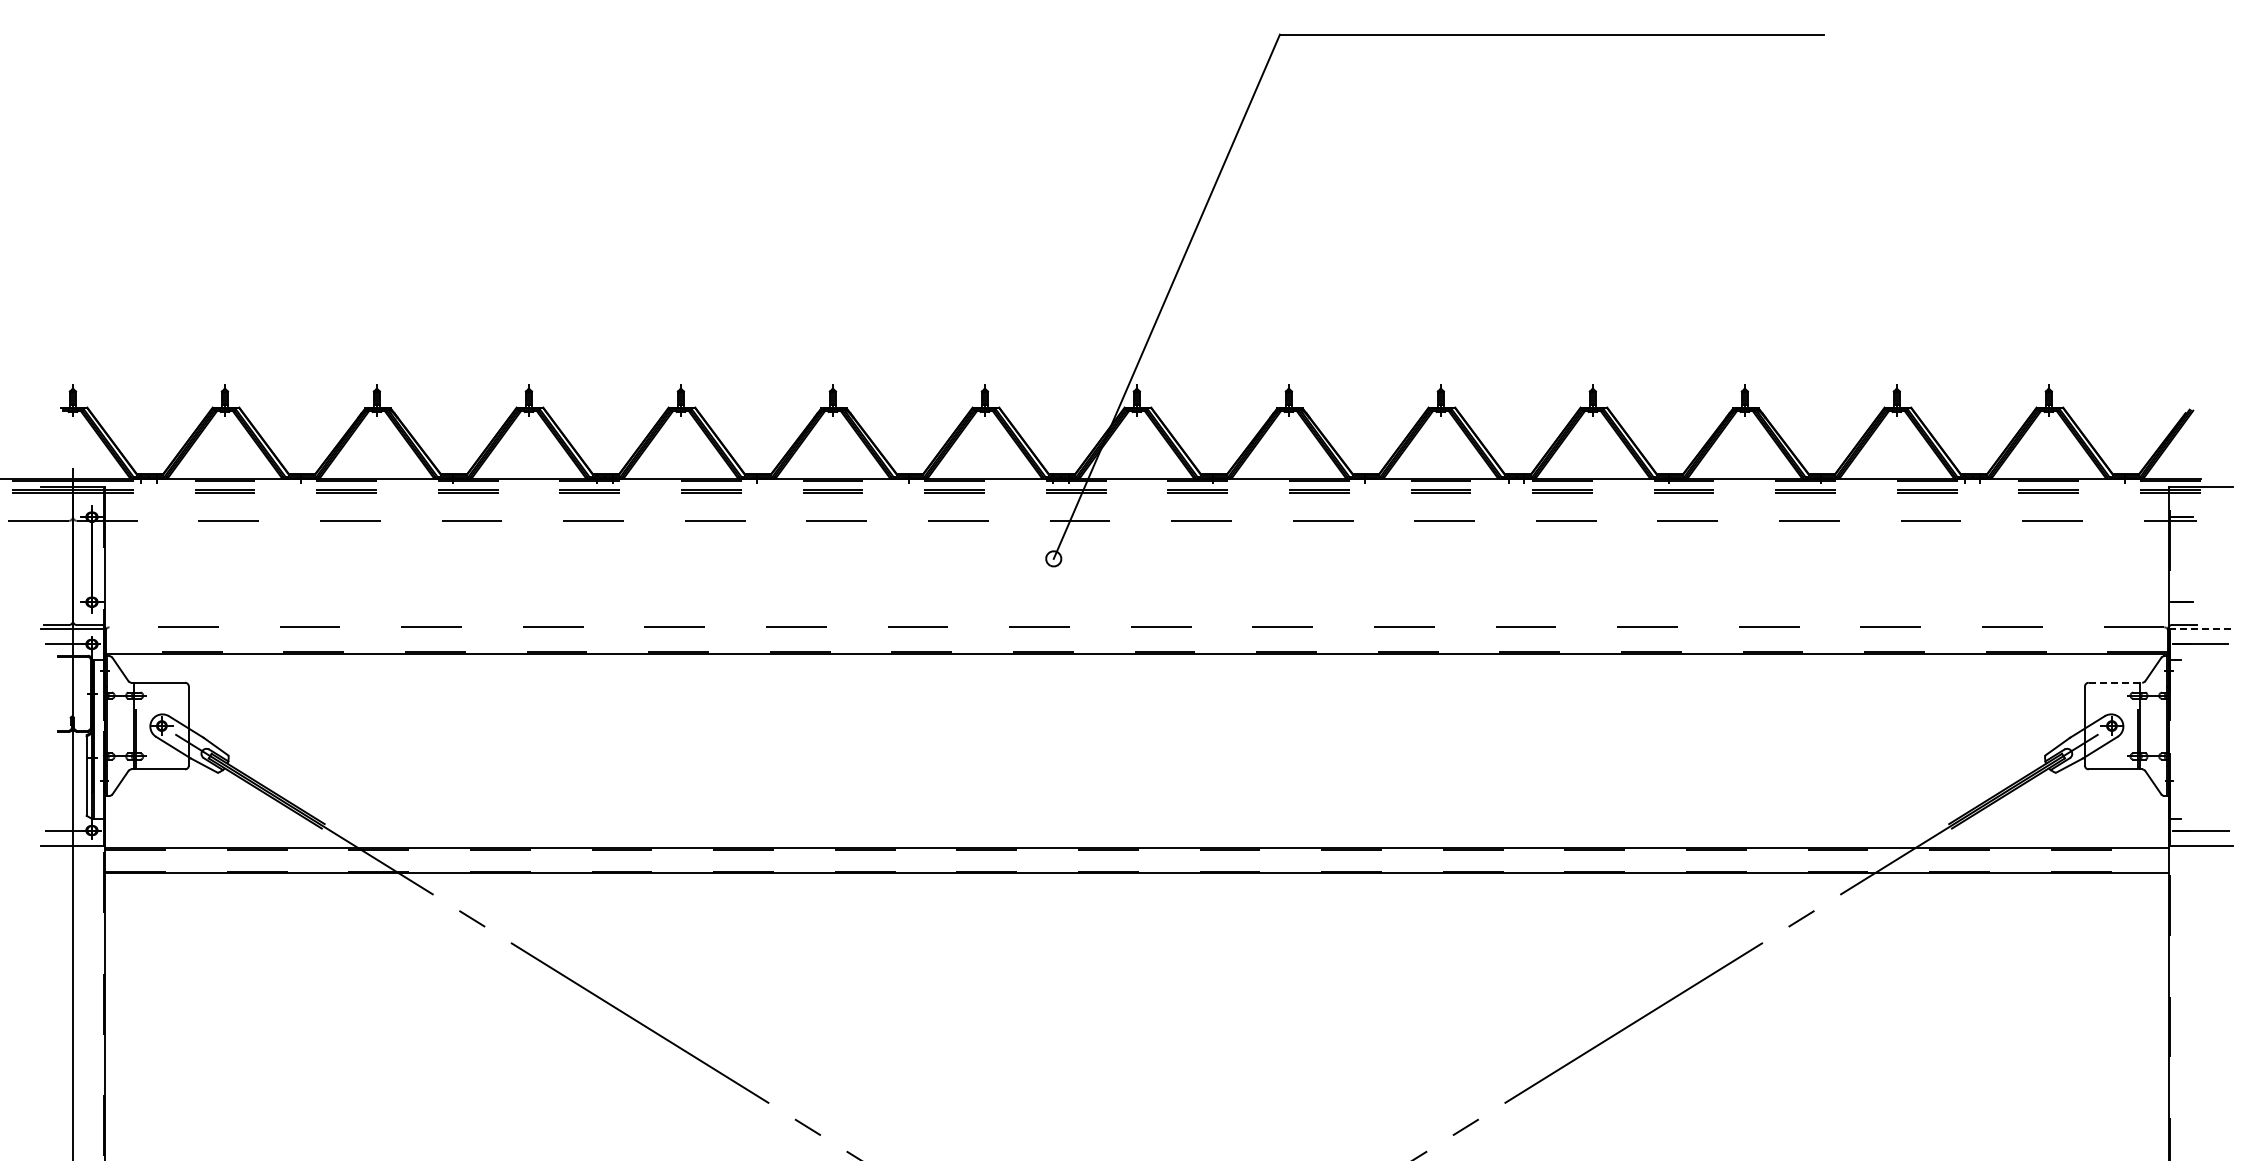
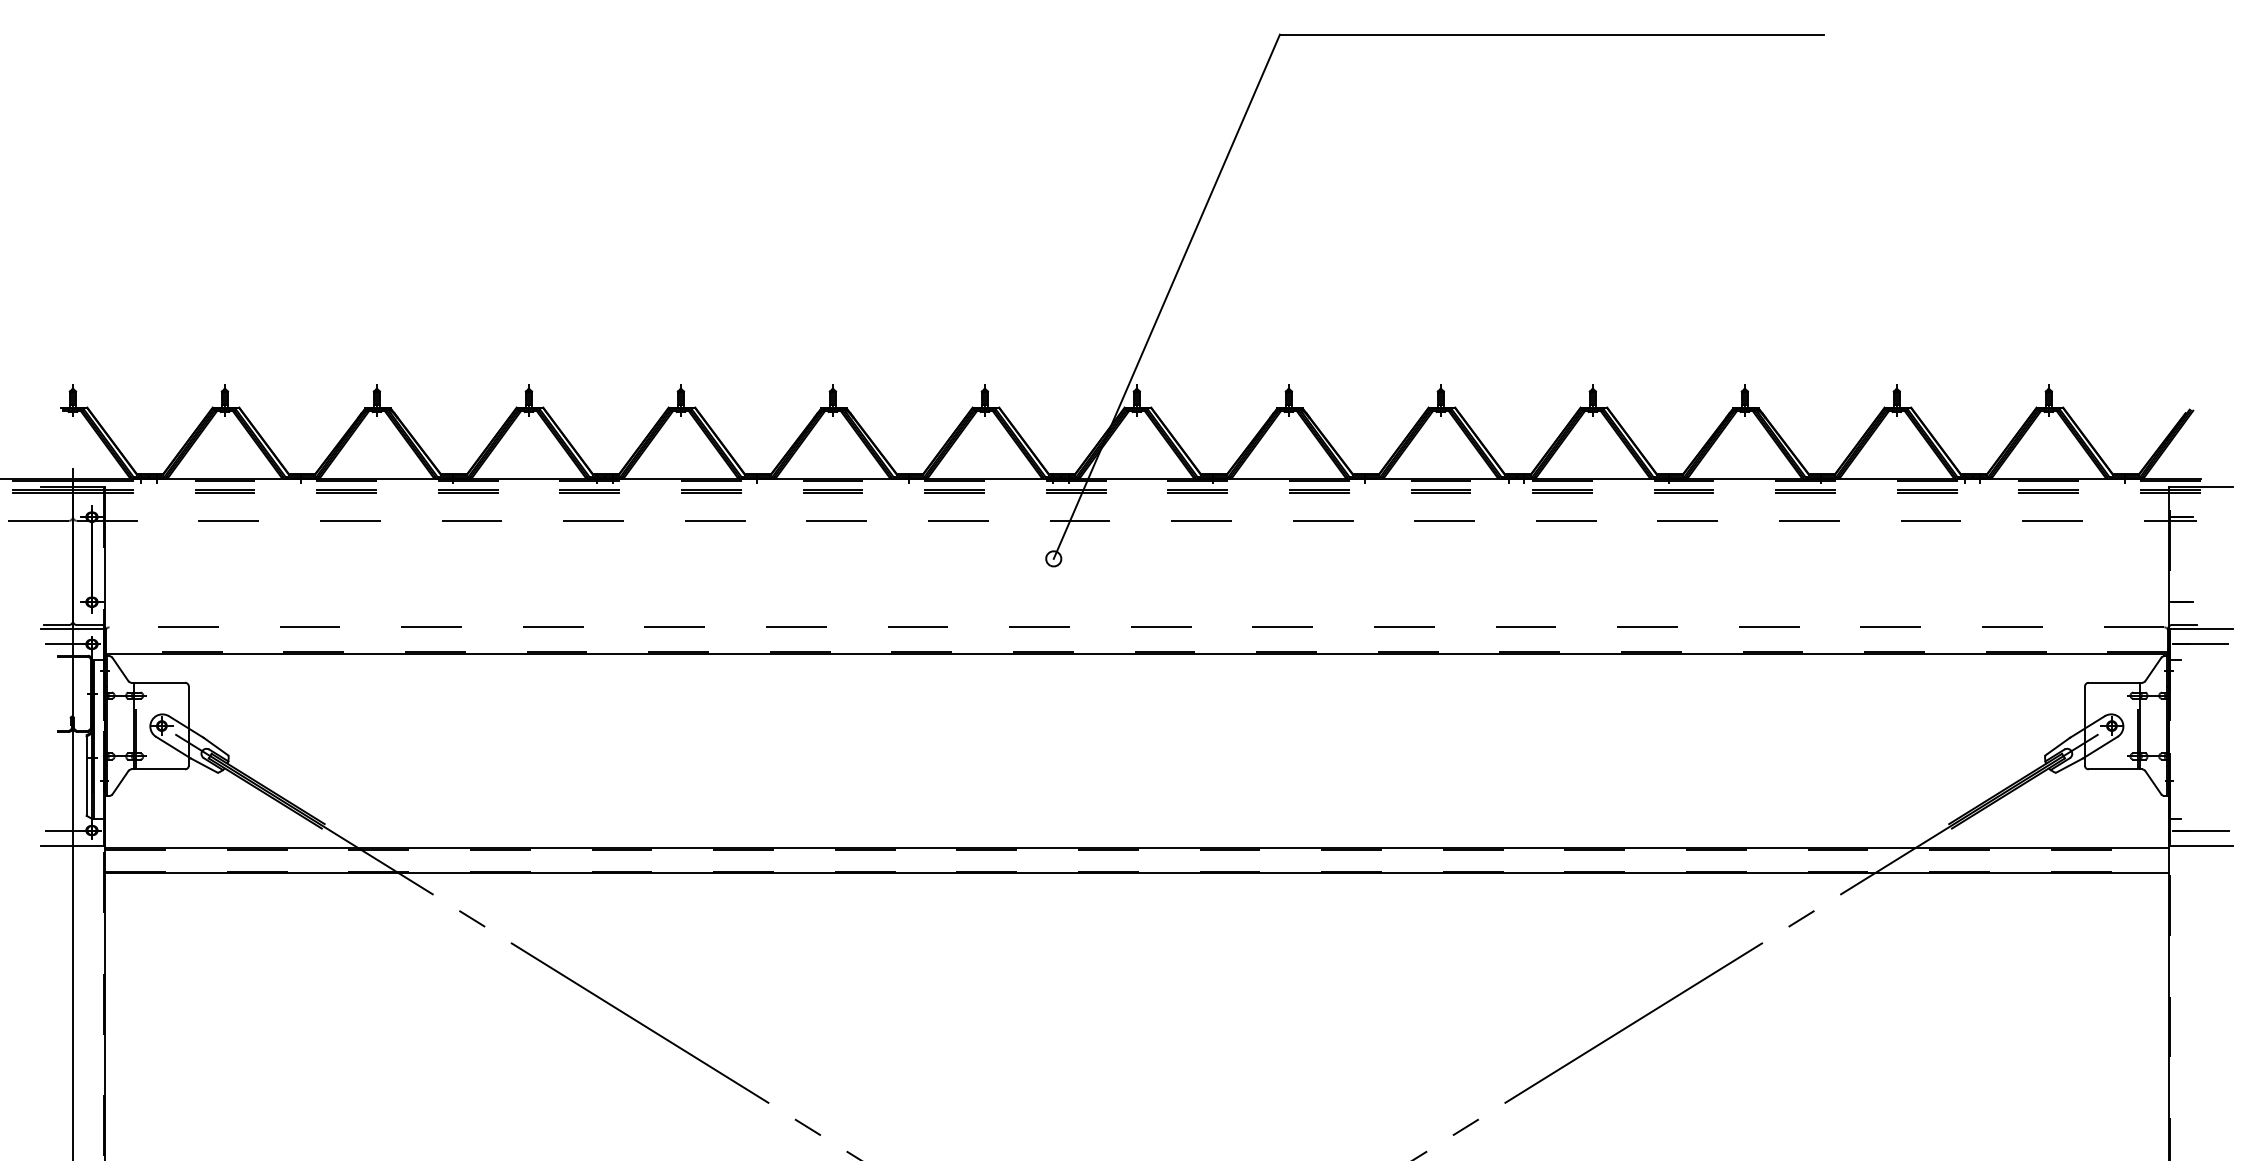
line: dashed -> solid (2201, 629)
line: dashed -> solid (2115, 682)
